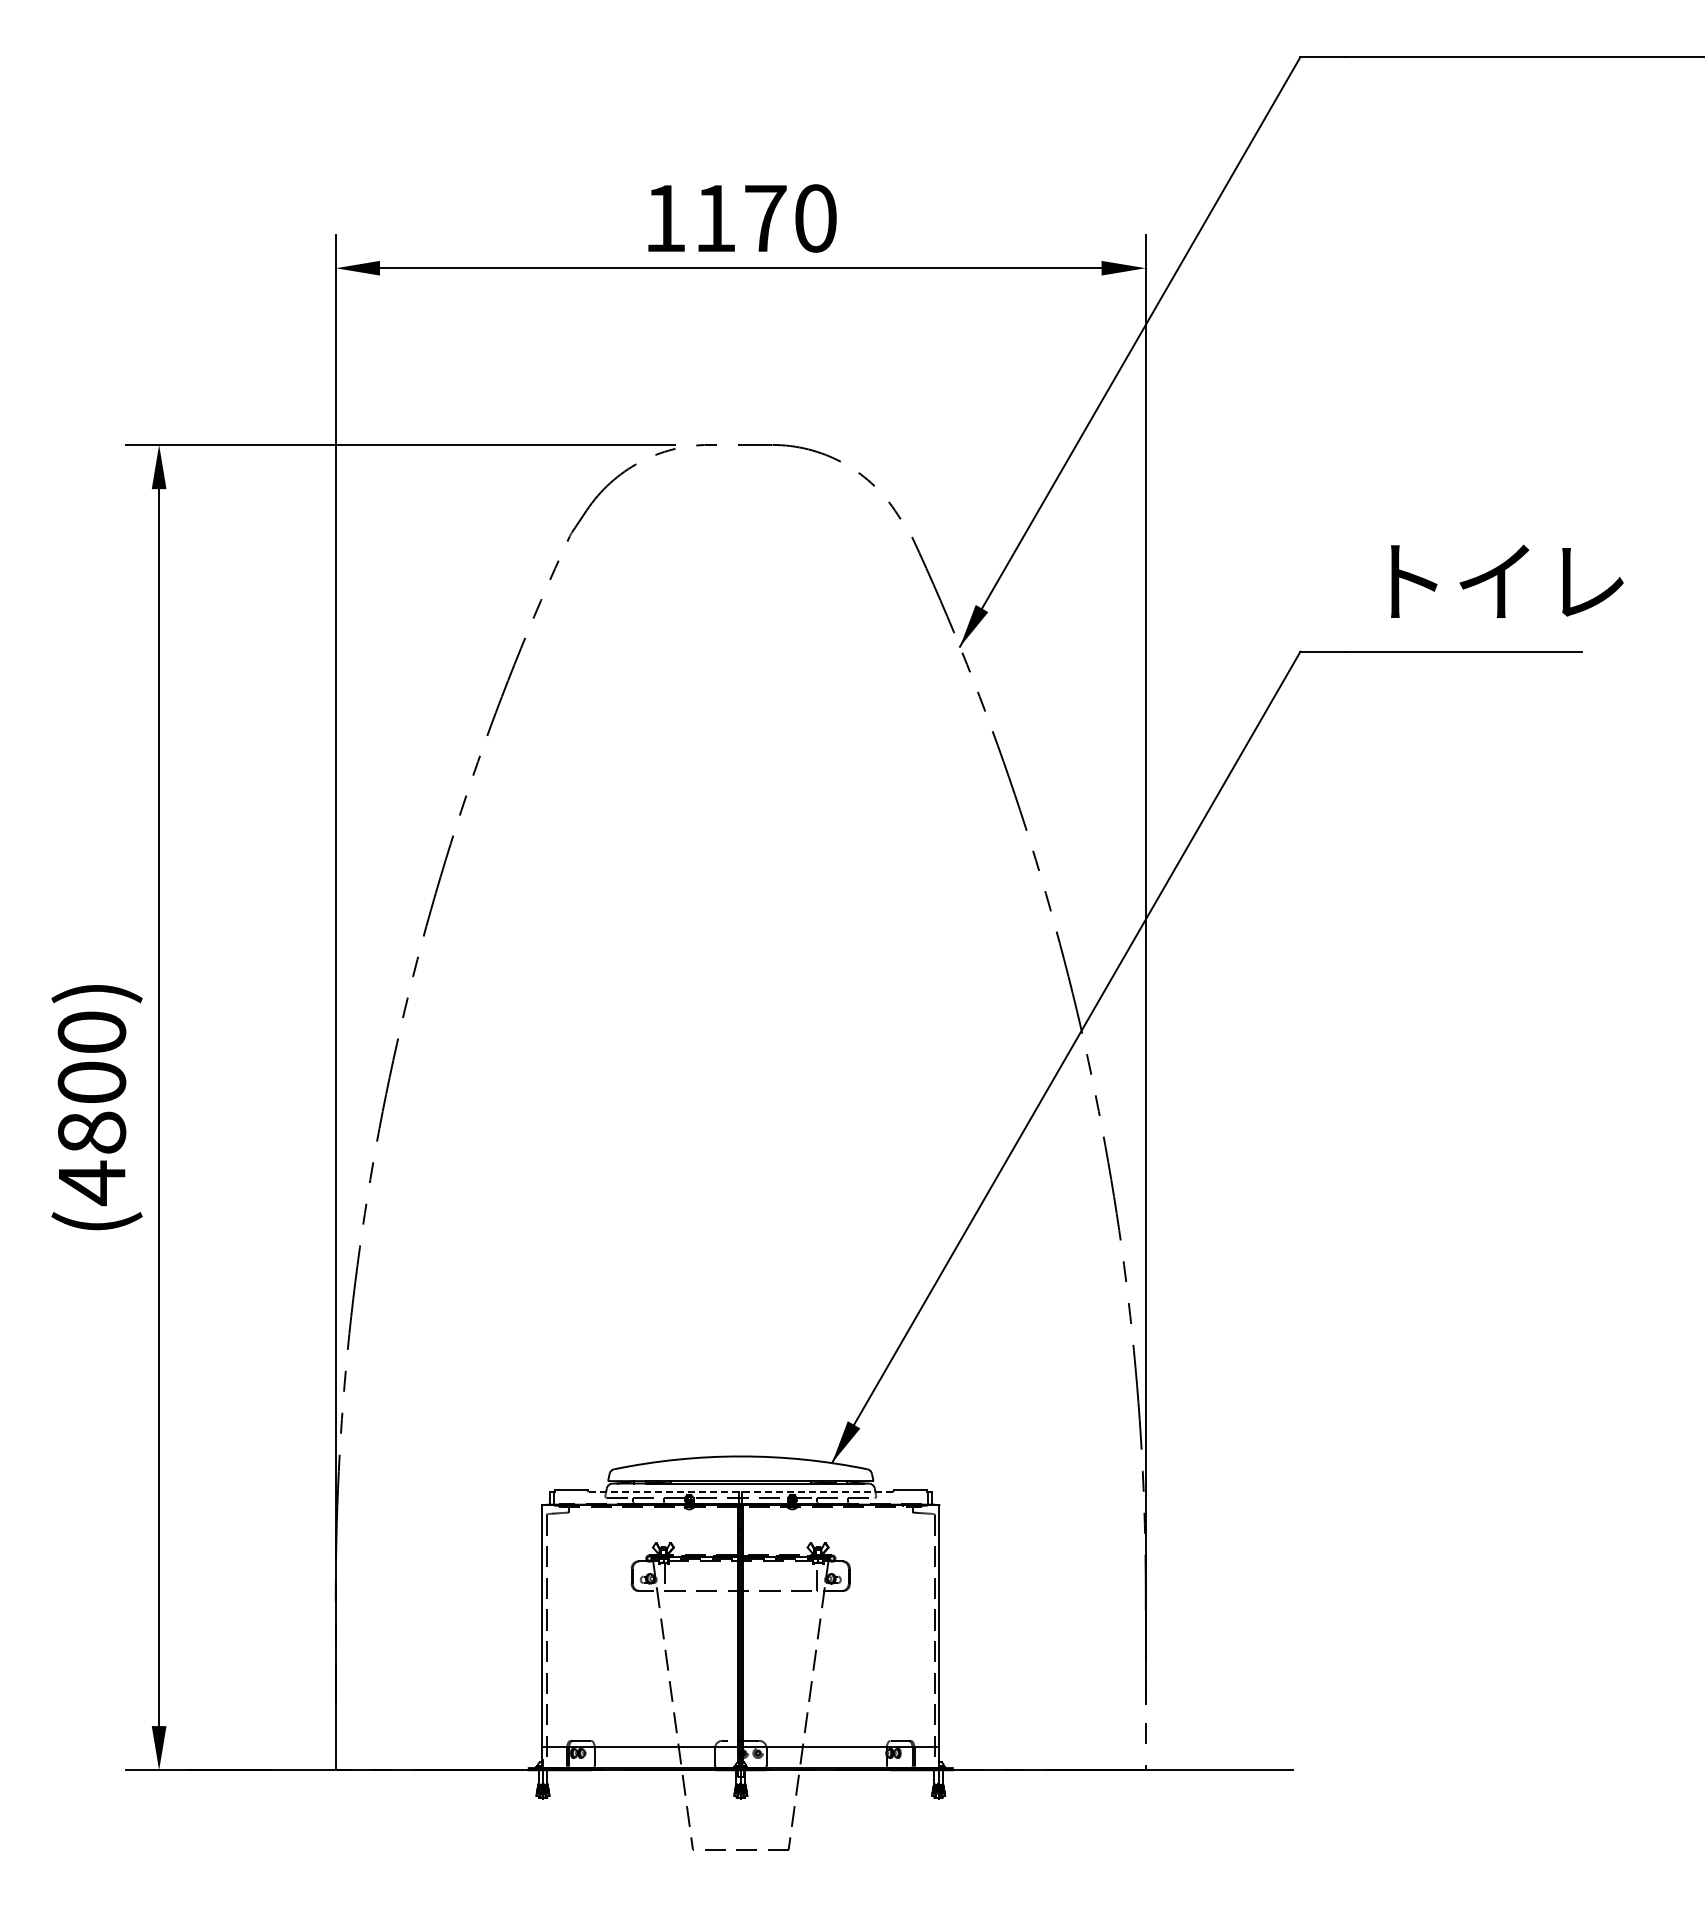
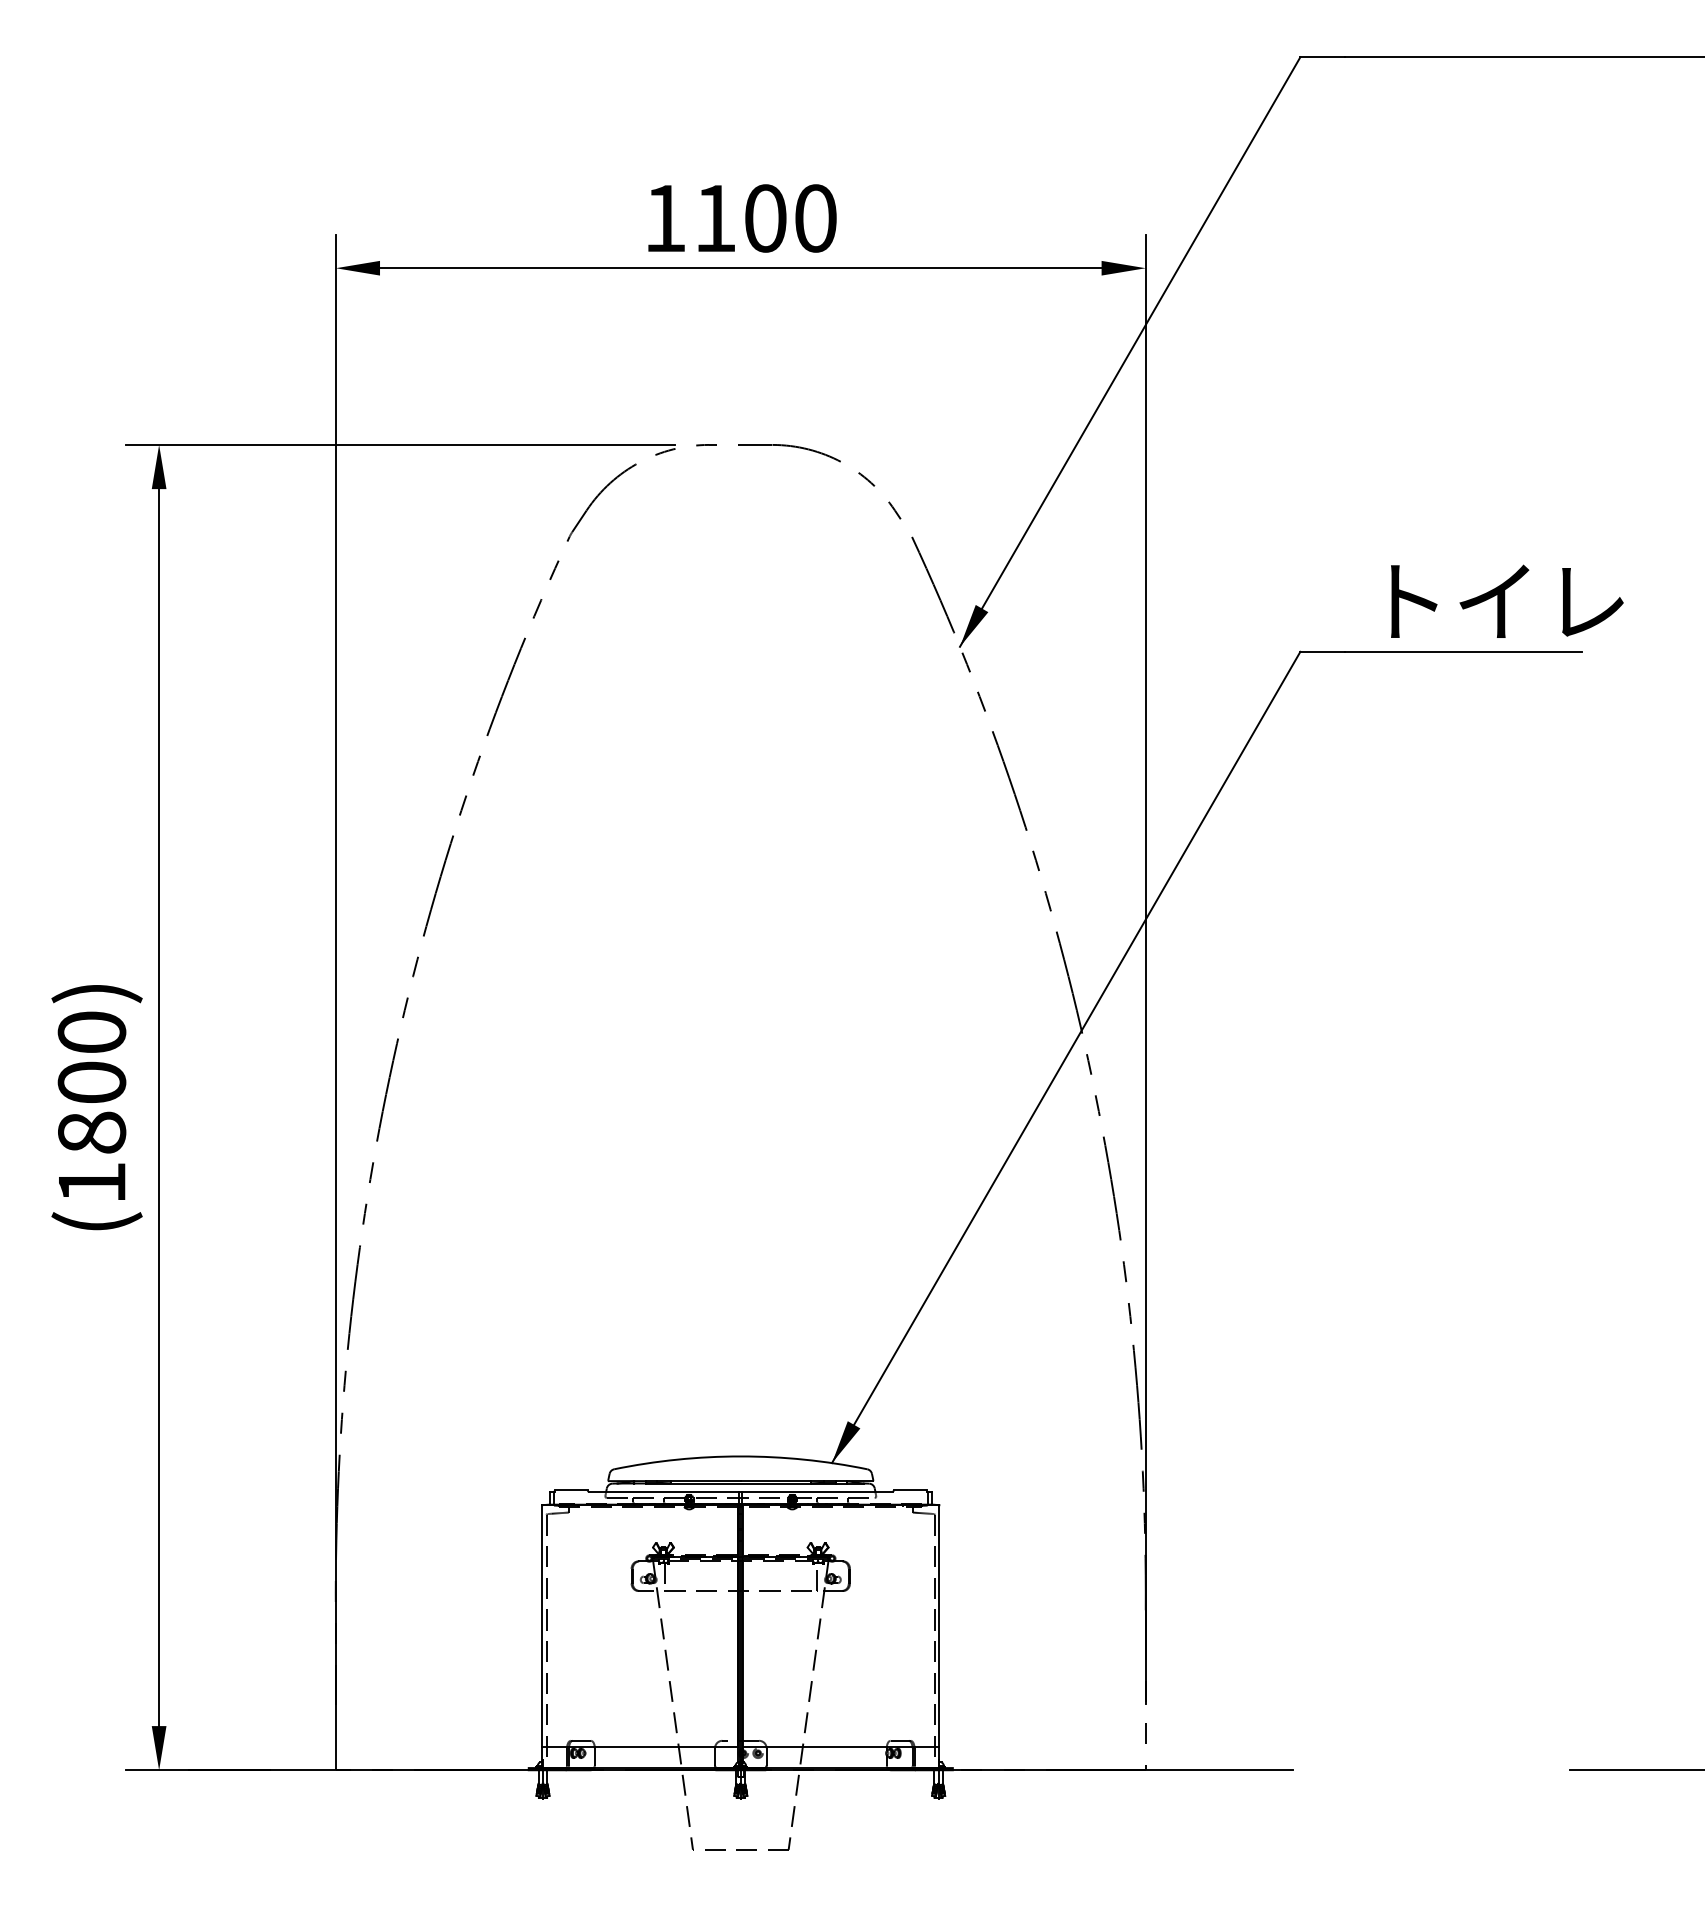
text: 1170 -> 1100 (765, 218)
text position: (1507, 580) -> (1507, 600) (1507, 600)
text: (4800) -> (1800) (92, 1183)
line: dashed -> solid (741, 1491)
line: none -> present (1635, 1770)
